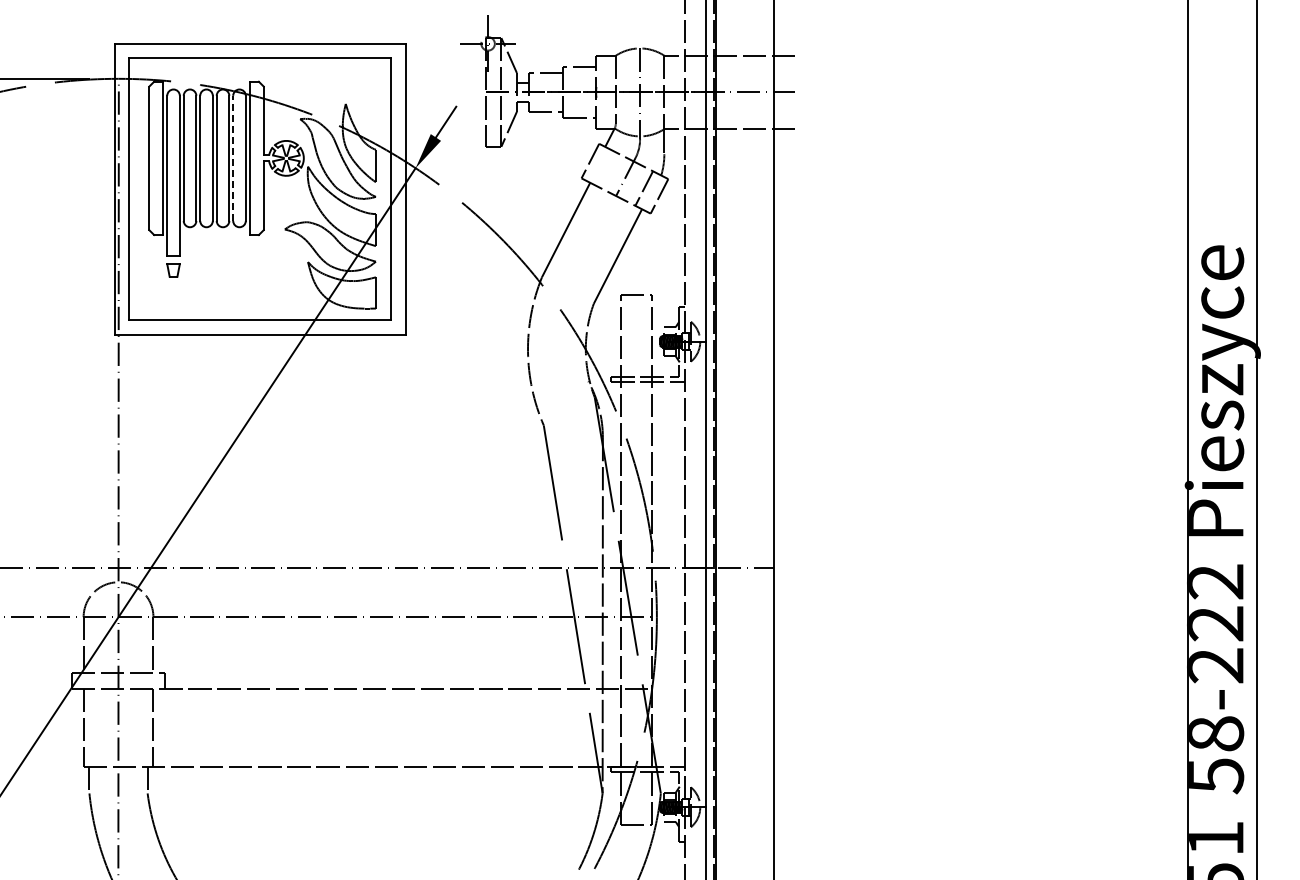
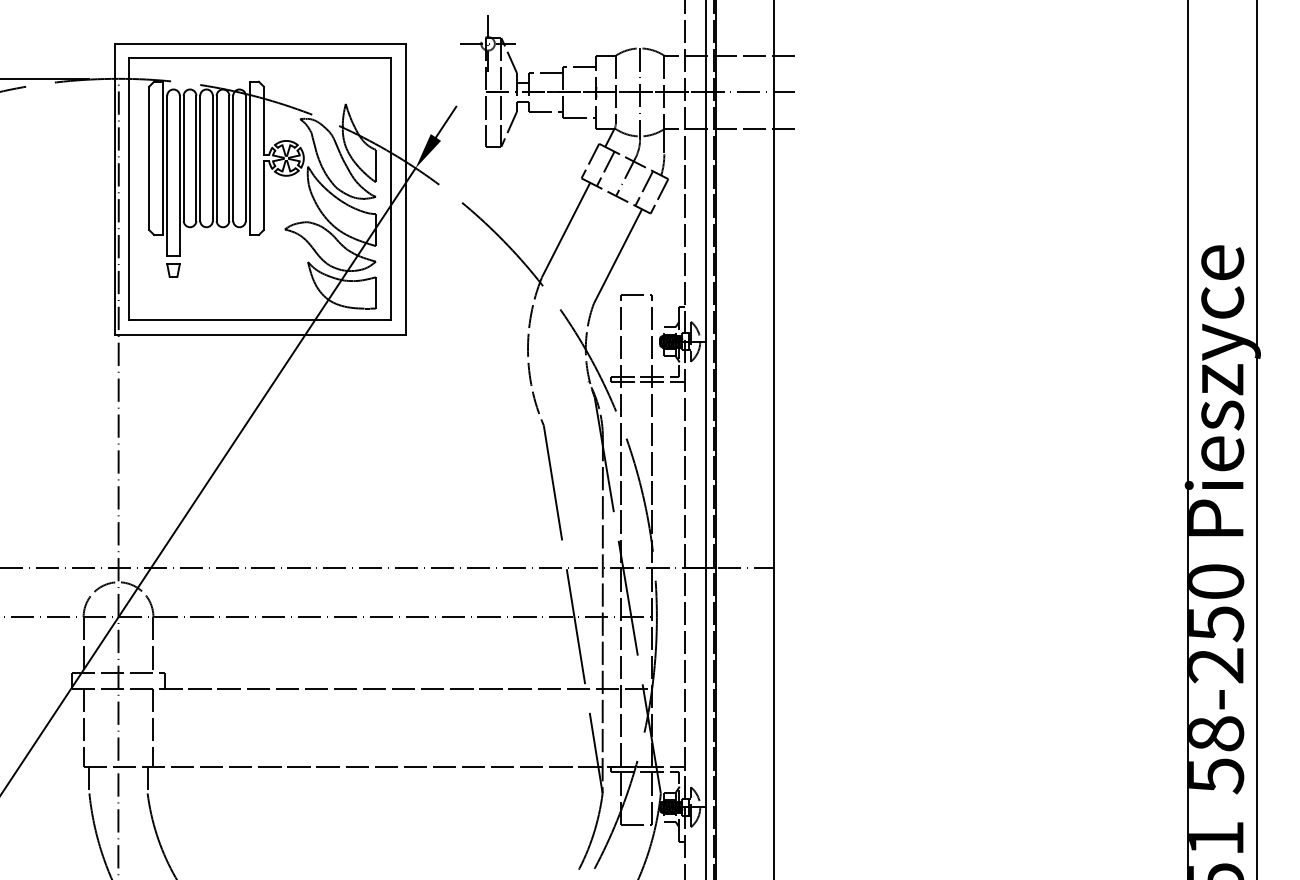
line: dashed -> solid (233, 158)
line: none -> present (605, 168)
text: 58-222 -> 58-250 (1216, 603)
